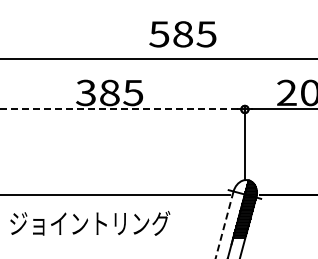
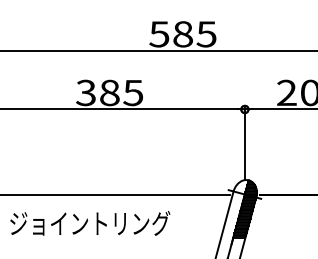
line position: (158, 58) -> (158, 50) (158, 50)
line: dashed -> solid (118, 109)
line: dashed -> solid (224, 224)
